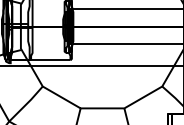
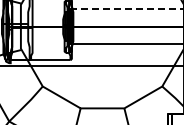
line: solid -> dashed (127, 9)
